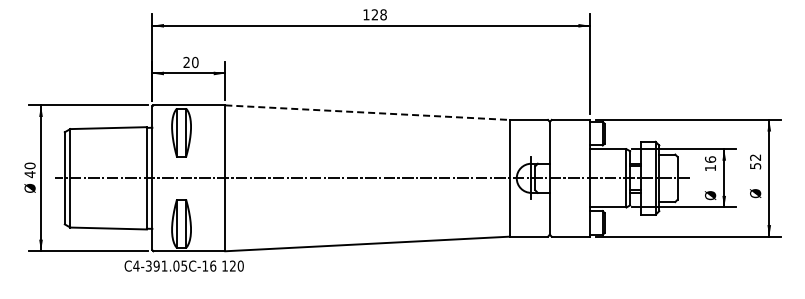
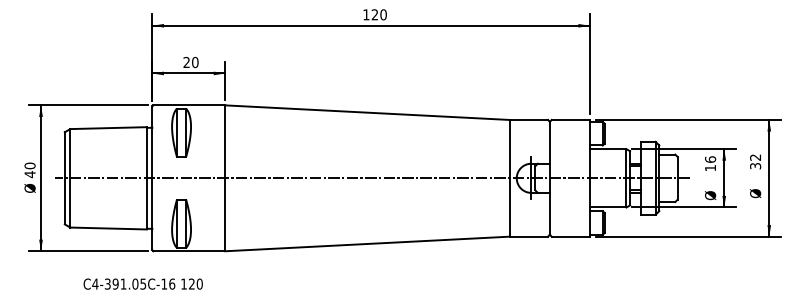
text: 128 -> 120 (383, 14)
line: dashed -> solid (368, 112)
text: 52 -> 32 (755, 165)
text position: (183, 265) -> (142, 283) (142, 283)
